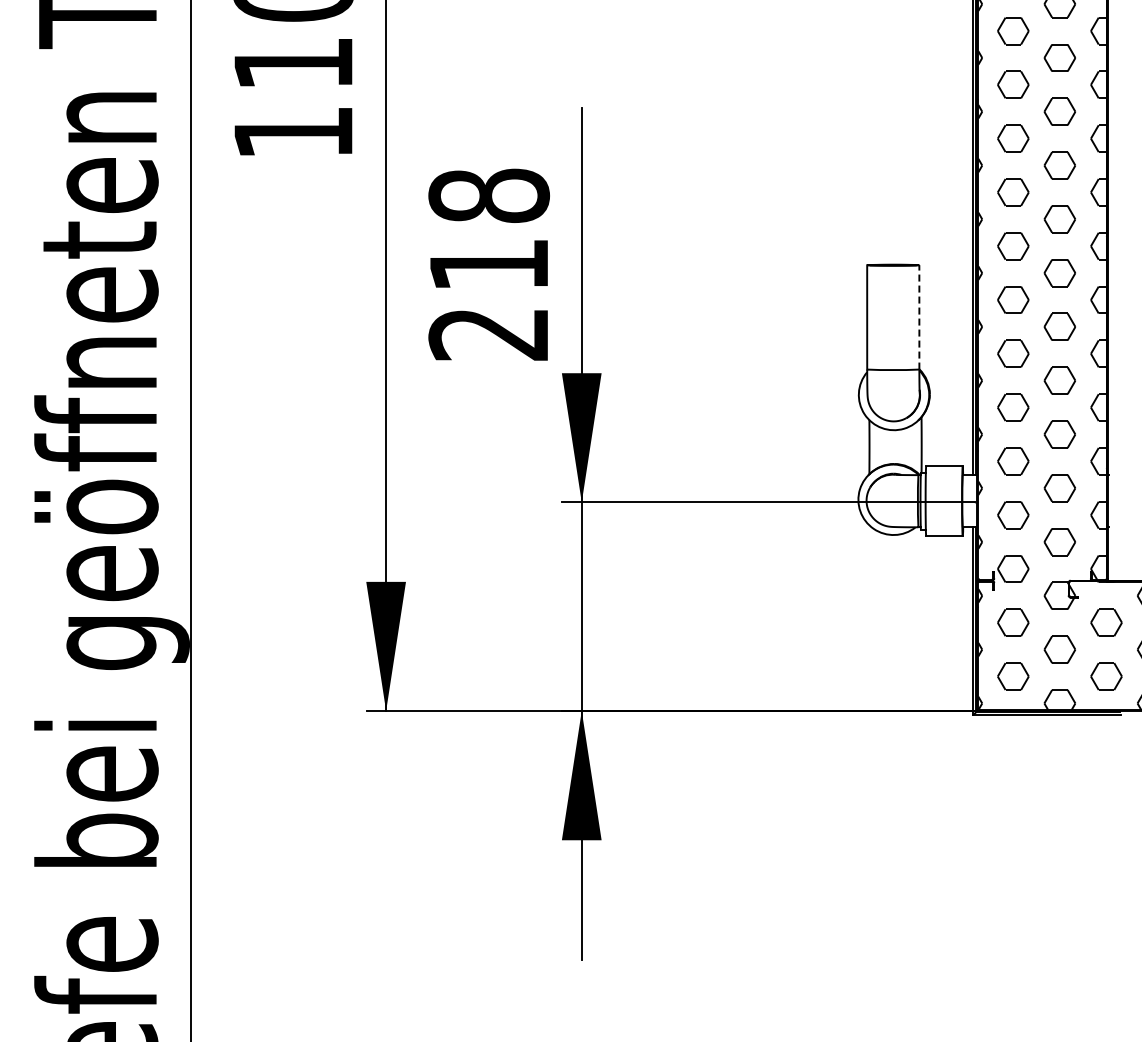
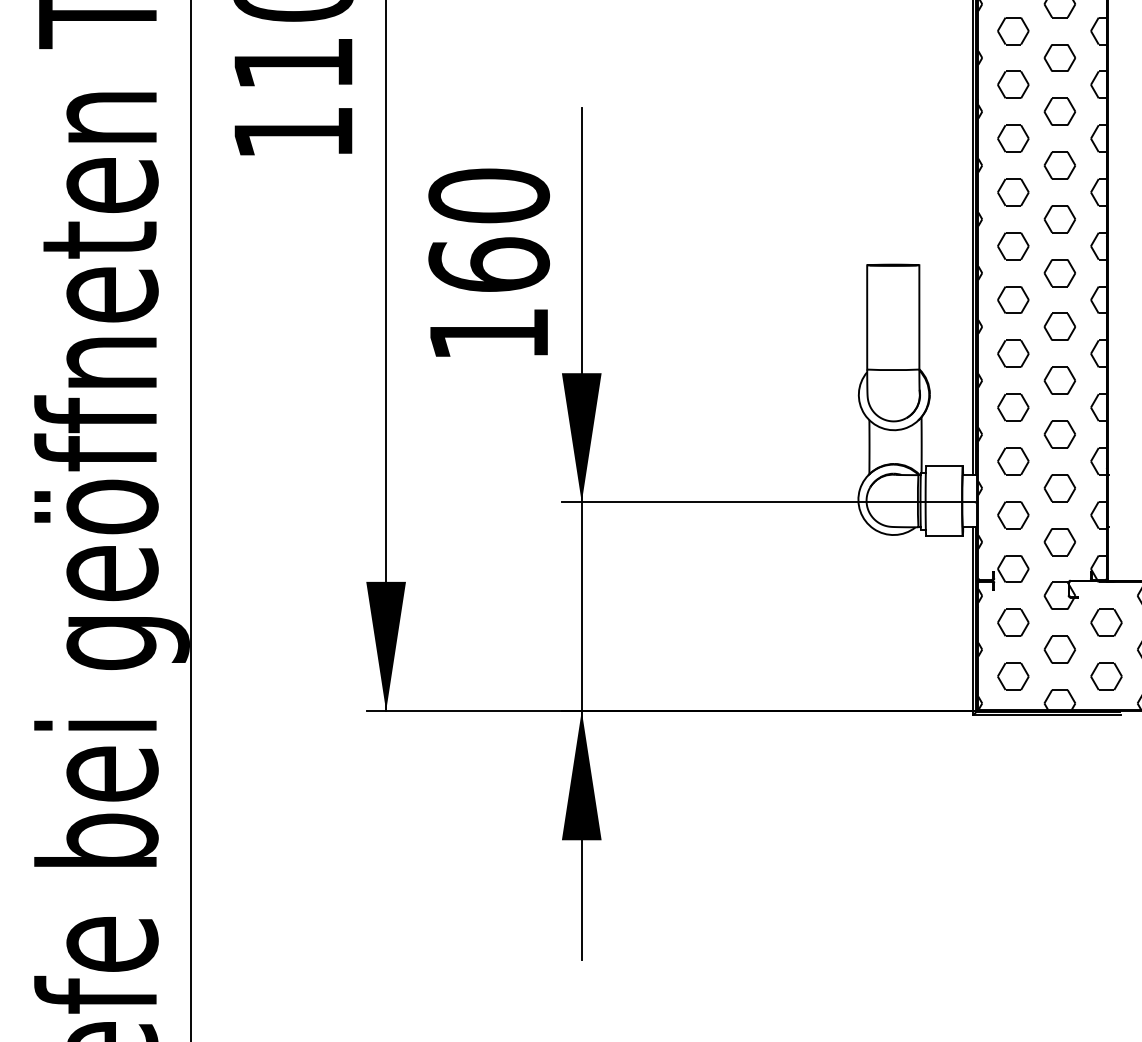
text: 218 -> 160 (488, 264)
line: dashed -> solid (919, 316)
